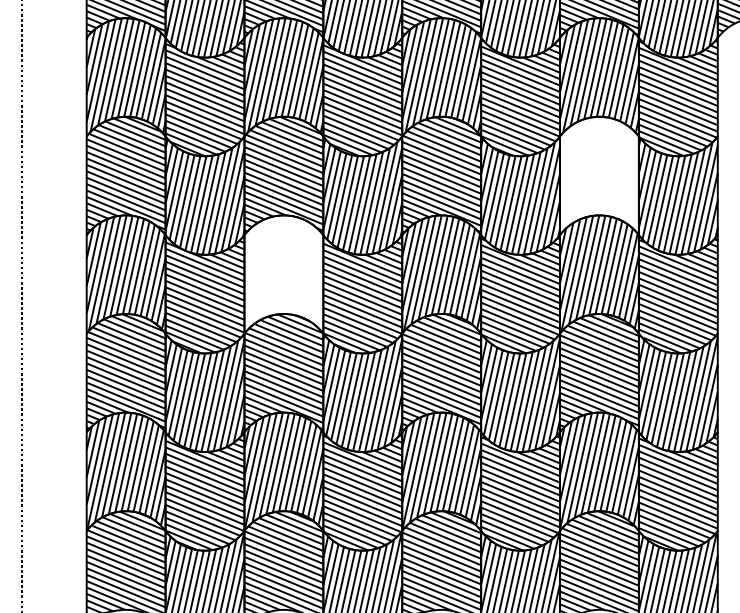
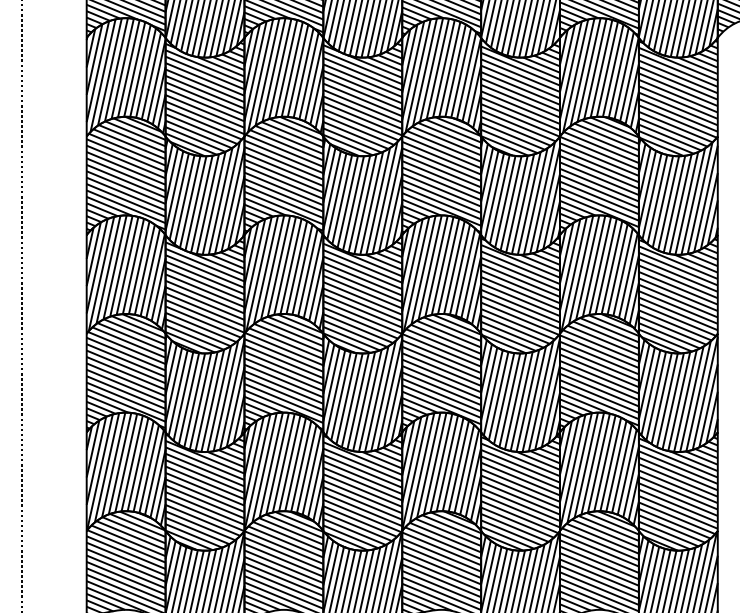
hatch: none -> present (599, 175)
hatch: none -> present (283, 273)
